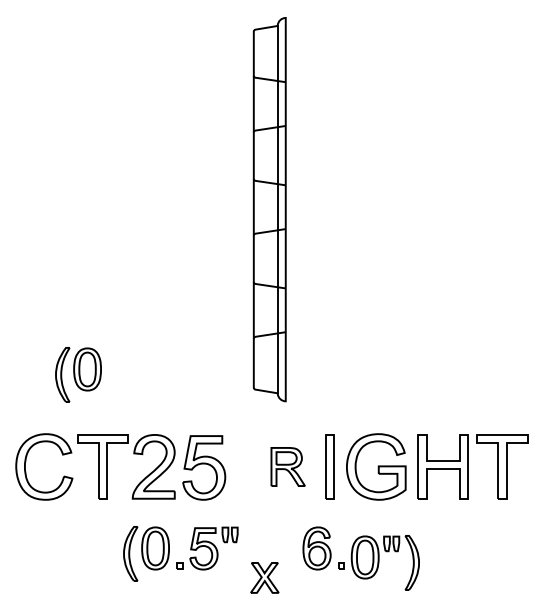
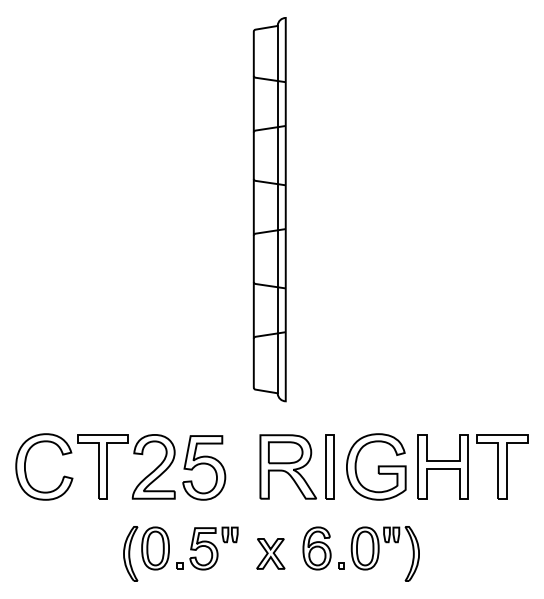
part: present -> none (78, 374)
part size: 36x40 px -> 58x66 px (287, 466)
part position: (384, 562) -> (384, 553) (384, 553)
part position: (264, 577) -> (270, 553) (270, 553)
